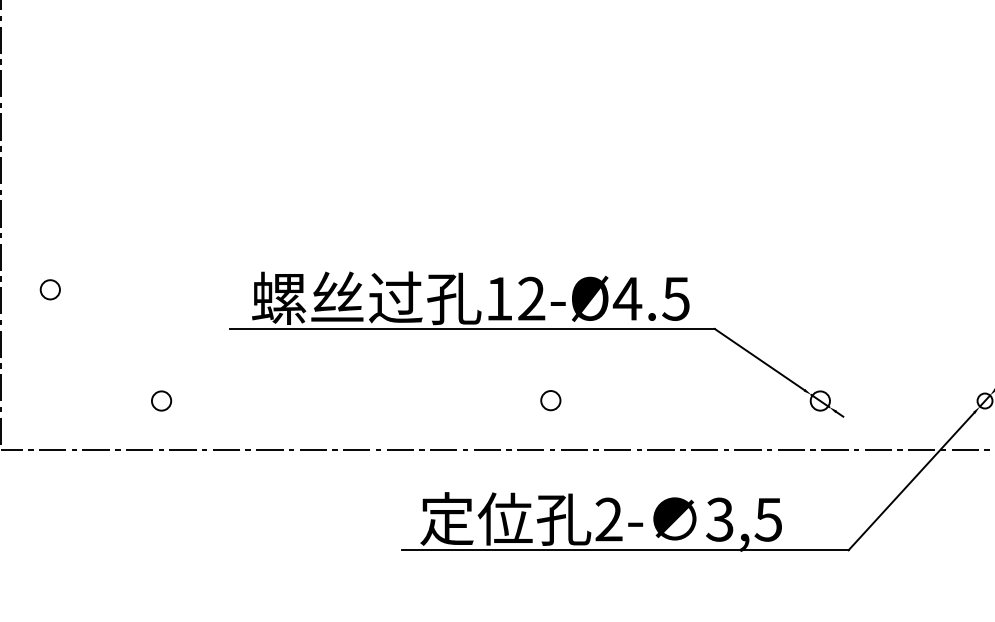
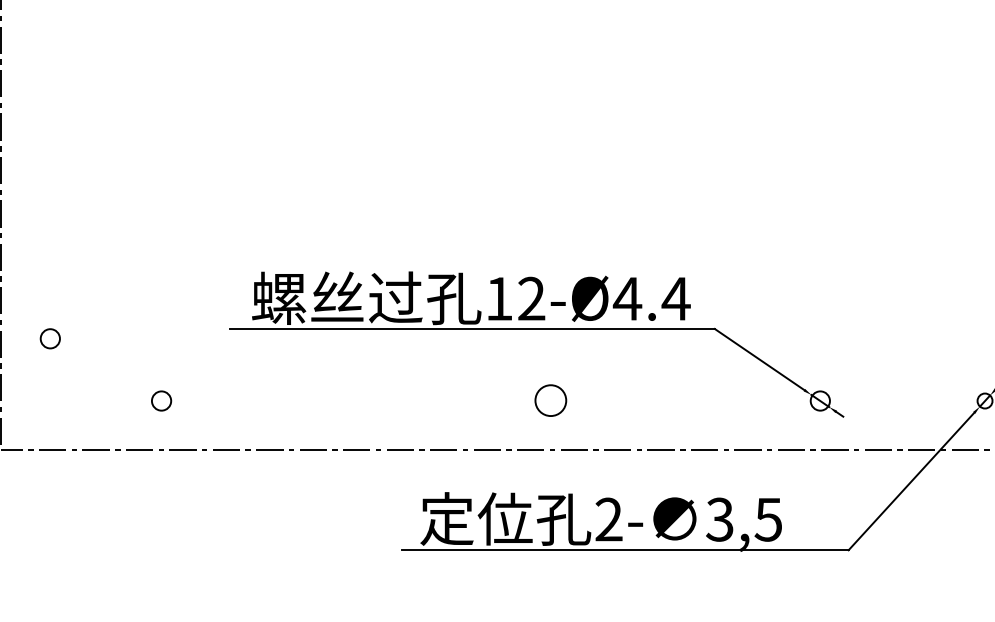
circle position: (49, 289) -> (49, 338) (49, 338)
text: 12-Ø4.5 -> 12-Ø4.4 (675, 298)
circle diameter: 19 px -> 31 px (550, 400)
